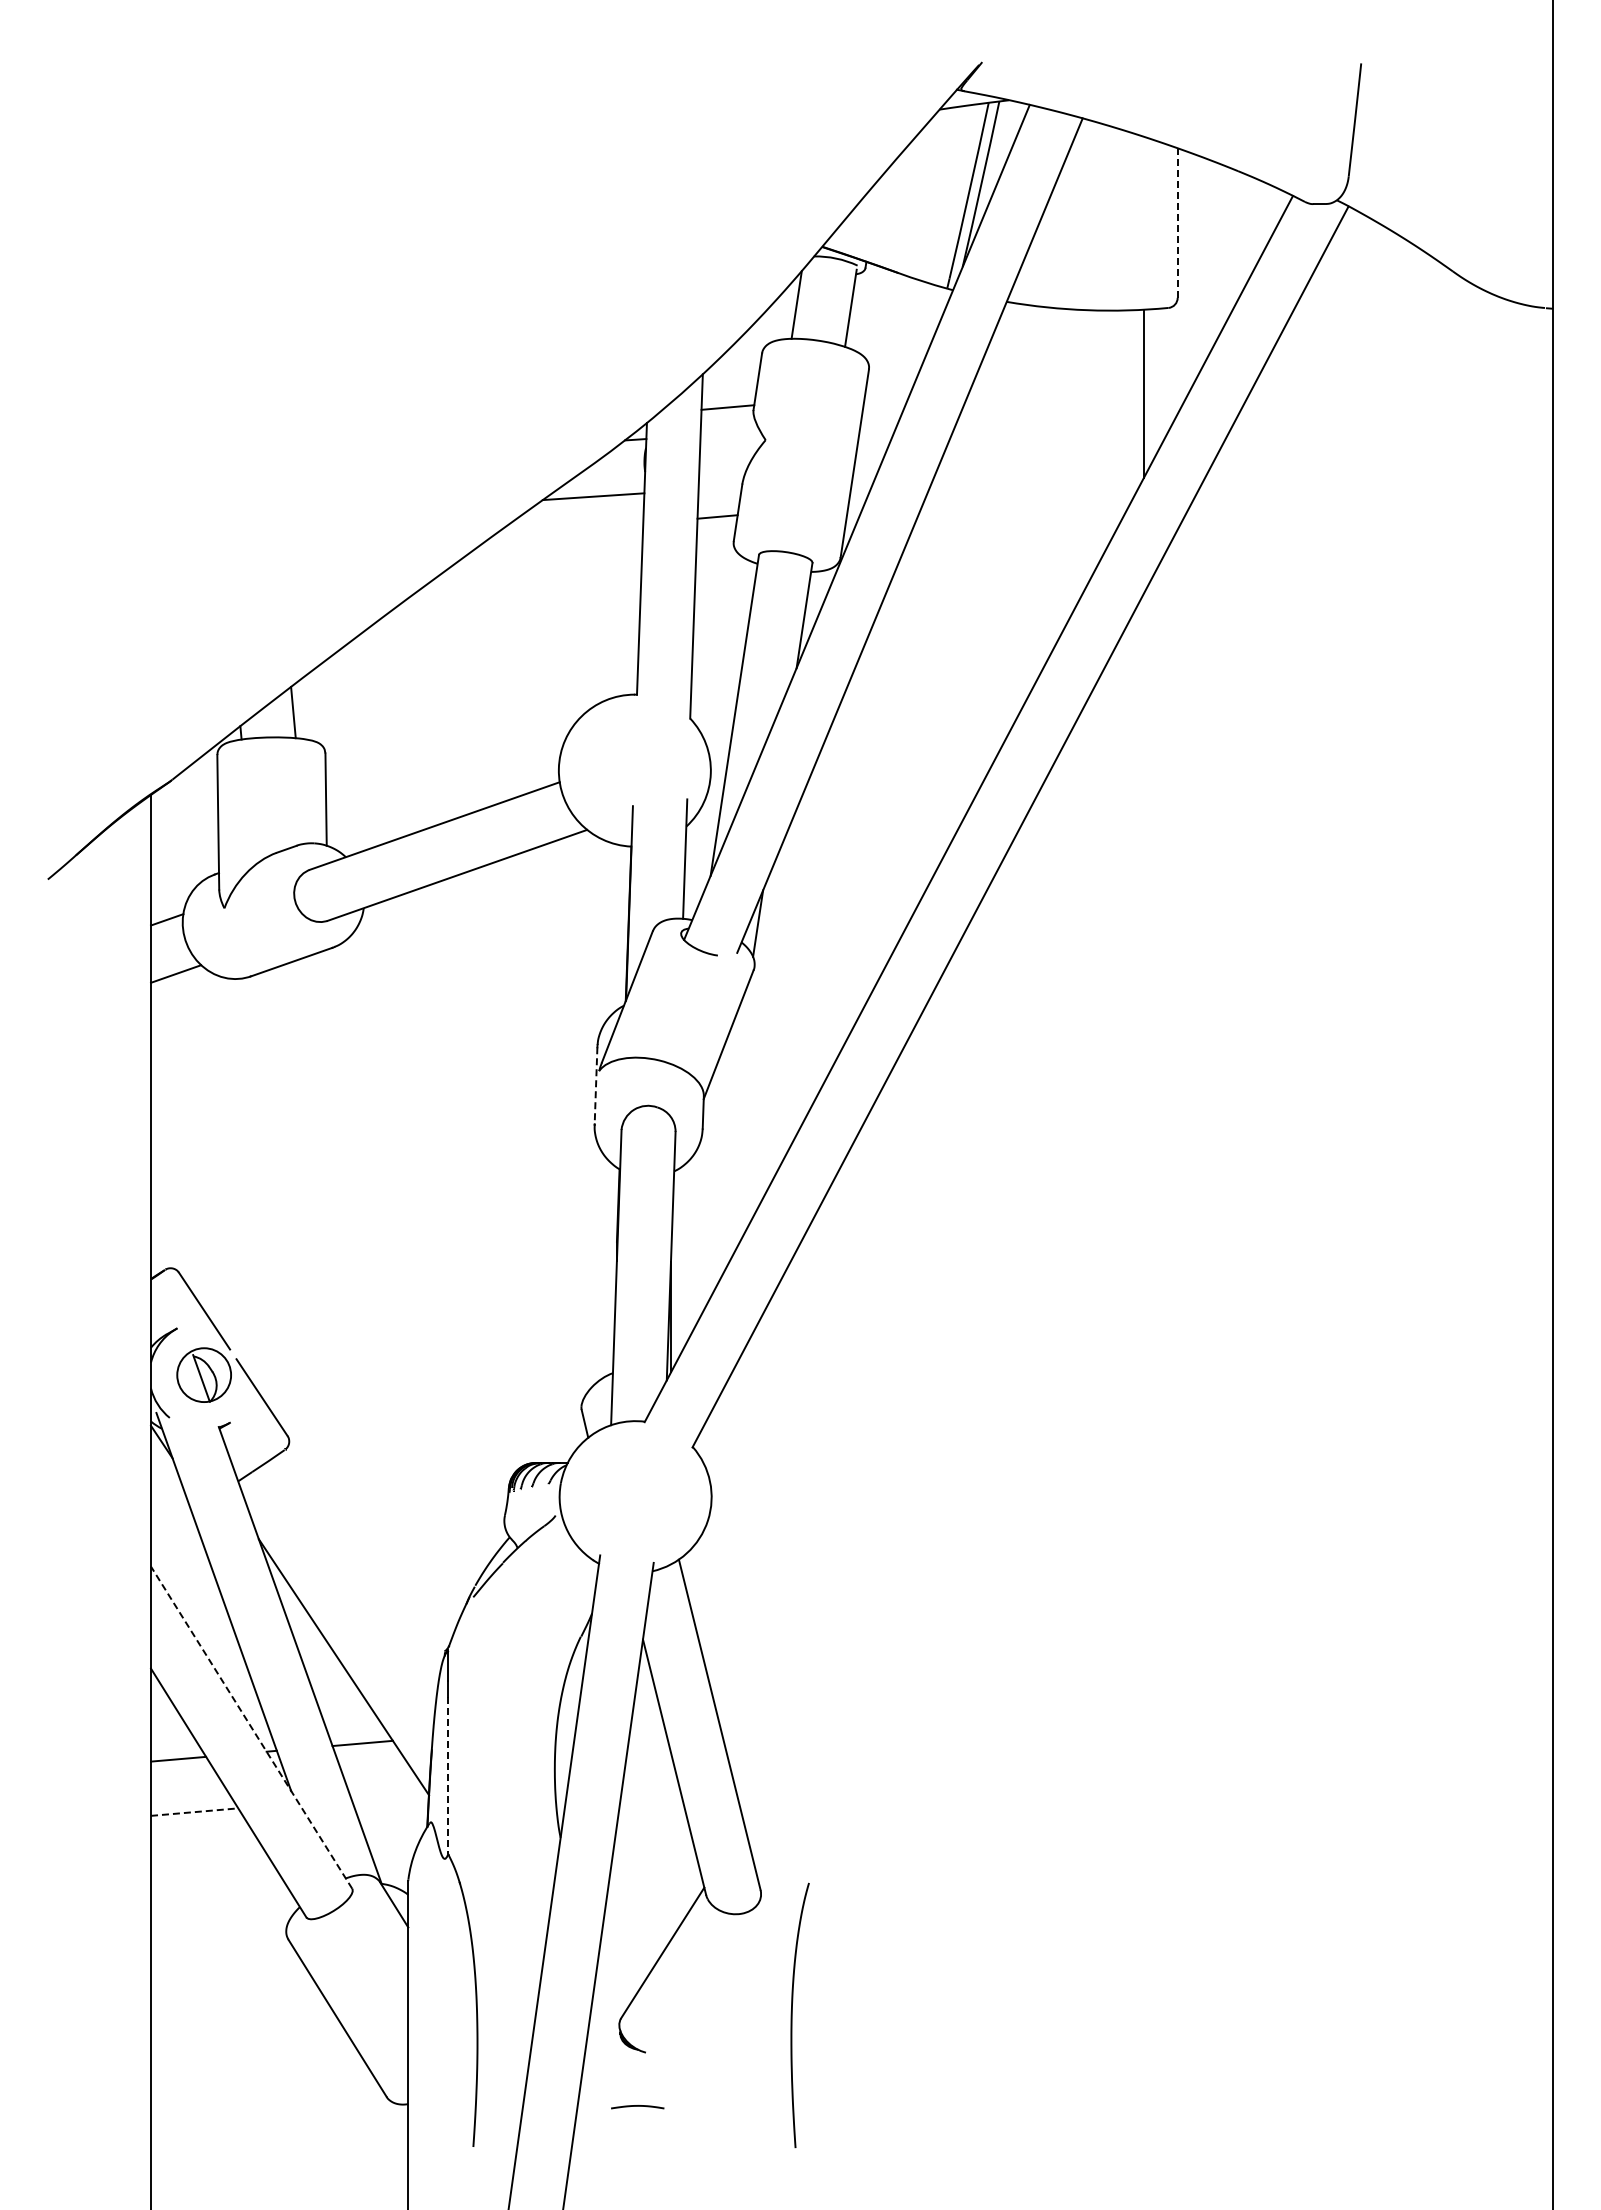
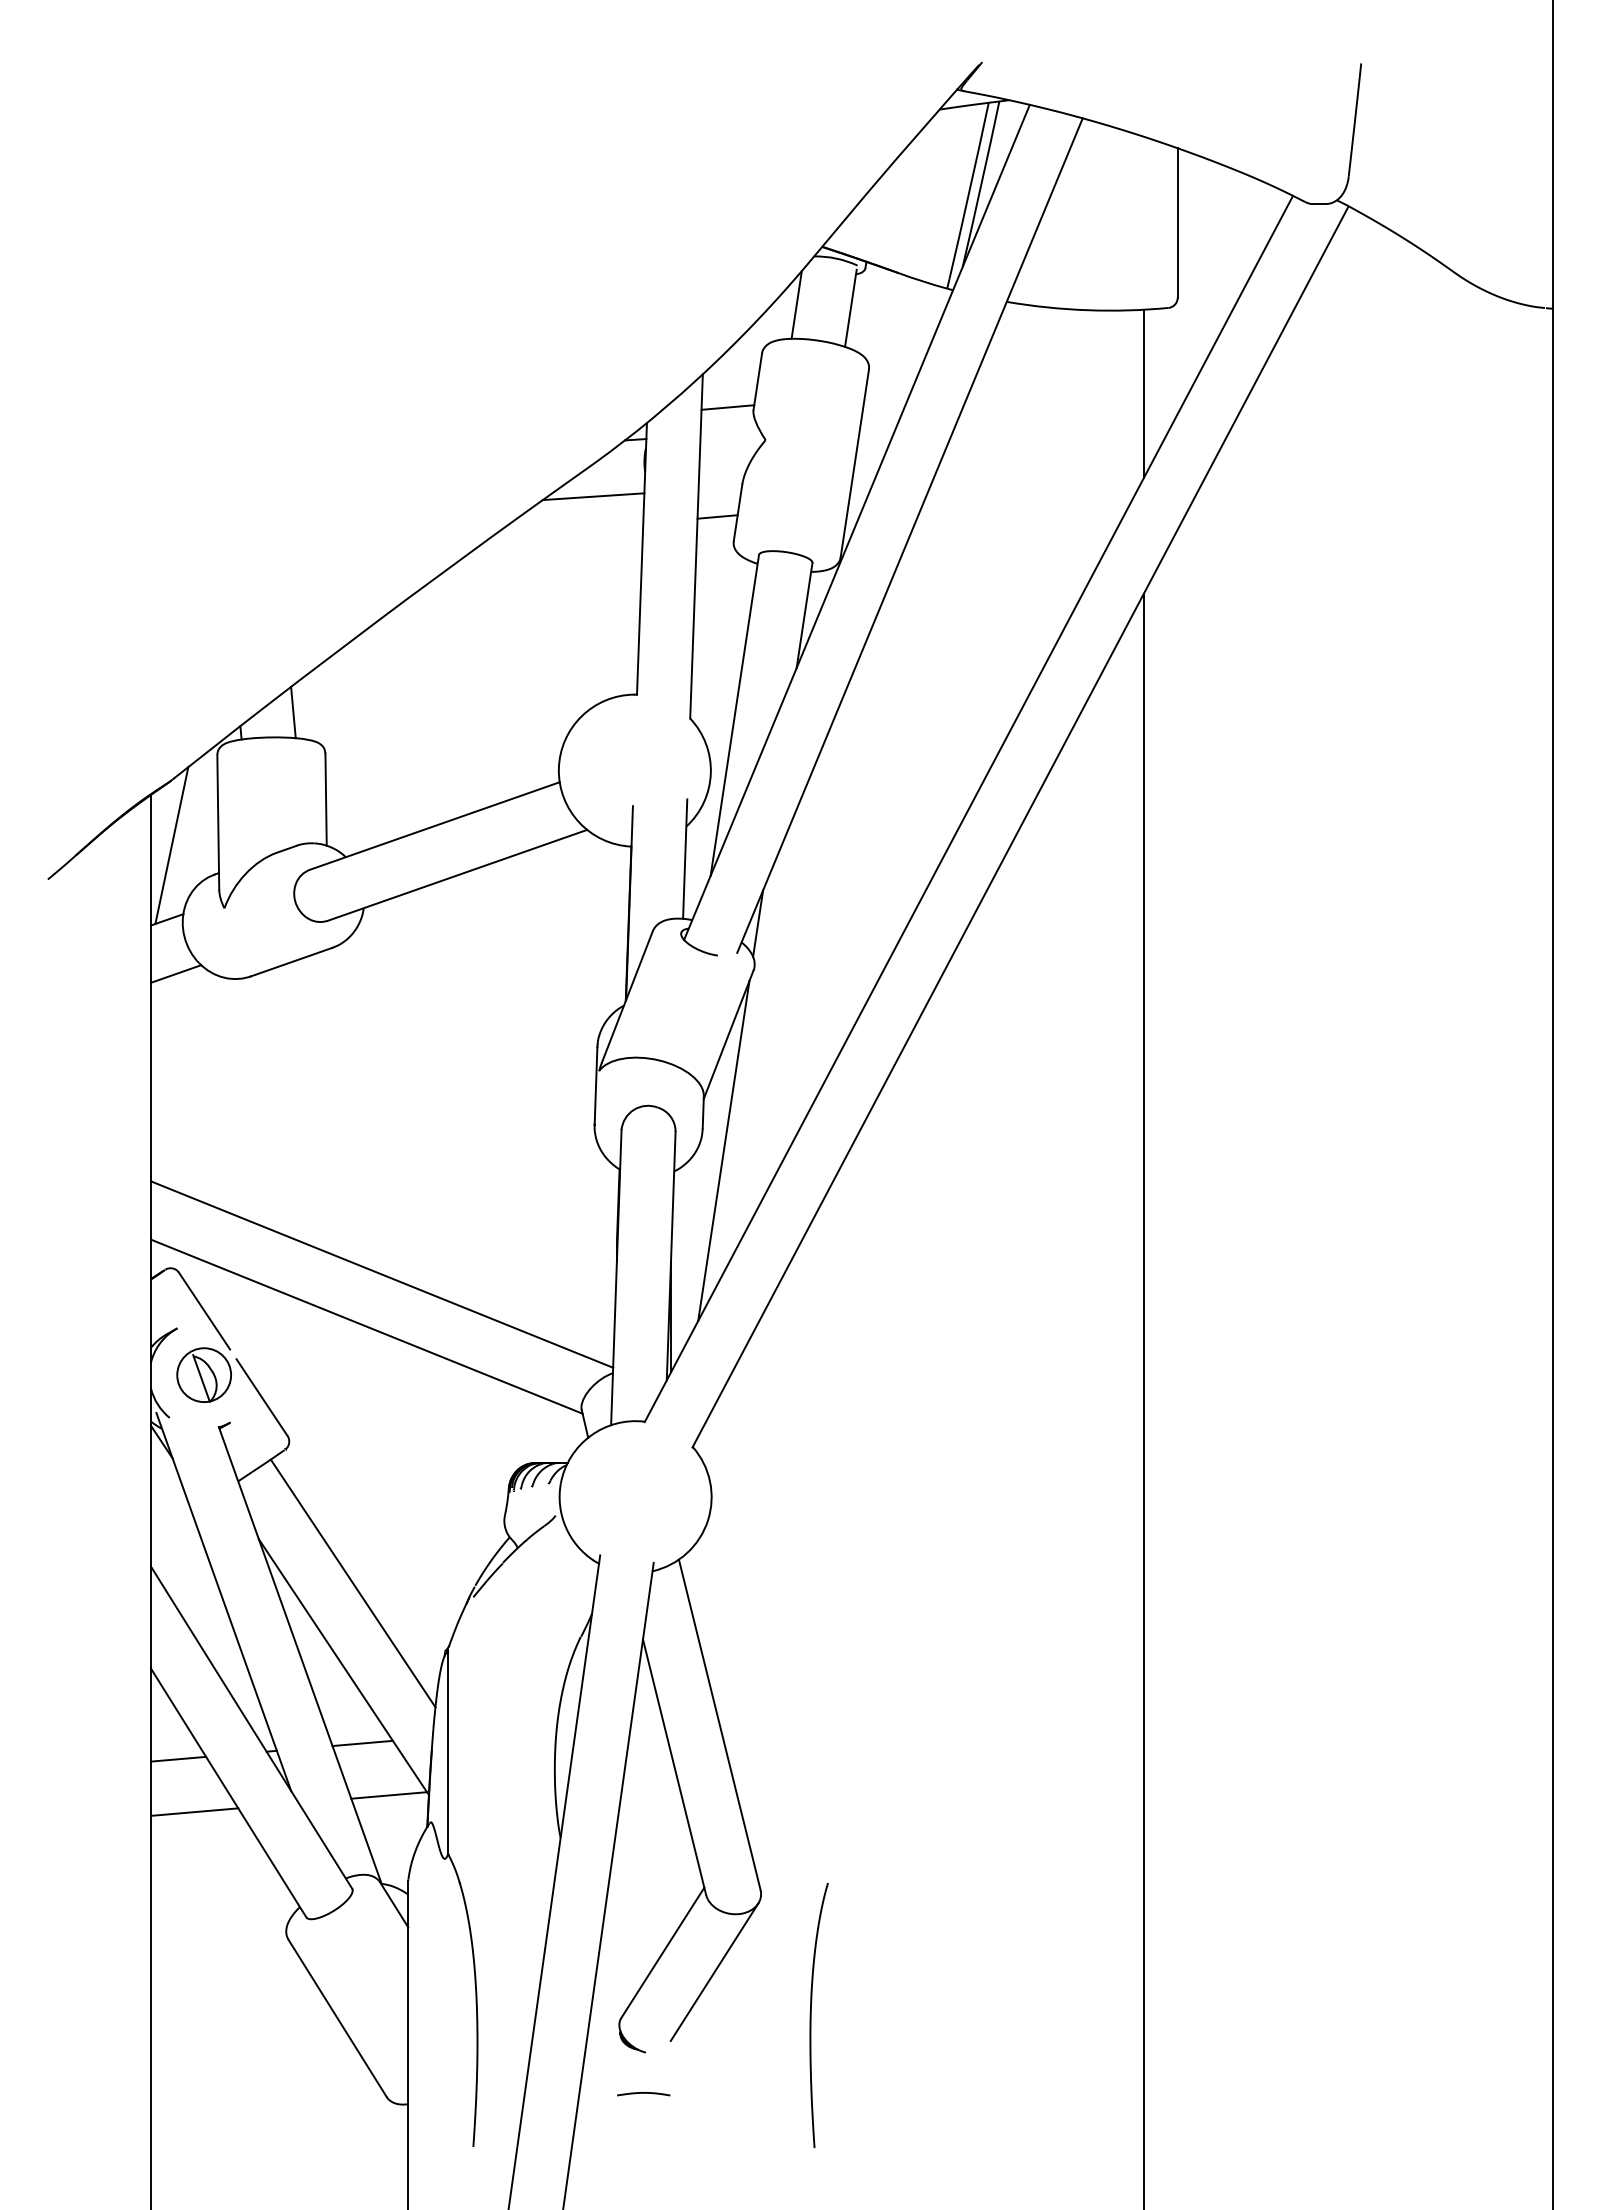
line: dashed -> solid (1177, 223)
line: none -> present (171, 845)
line: dashed -> solid (596, 1086)
line: none -> present (723, 1151)
line: none -> present (382, 1274)
line: none -> present (366, 1326)
line: none -> present (1143, 1399)
line: none -> present (352, 1583)
line: dashed -> solid (251, 1727)
line: dashed -> solid (448, 1775)
line: none -> present (389, 1795)
line: dashed -> solid (194, 1812)
line: none -> present (714, 1971)
curve position: (792, 2015) -> (811, 2015) (811, 2015)
curve position: (637, 2106) -> (643, 2093) (643, 2093)
